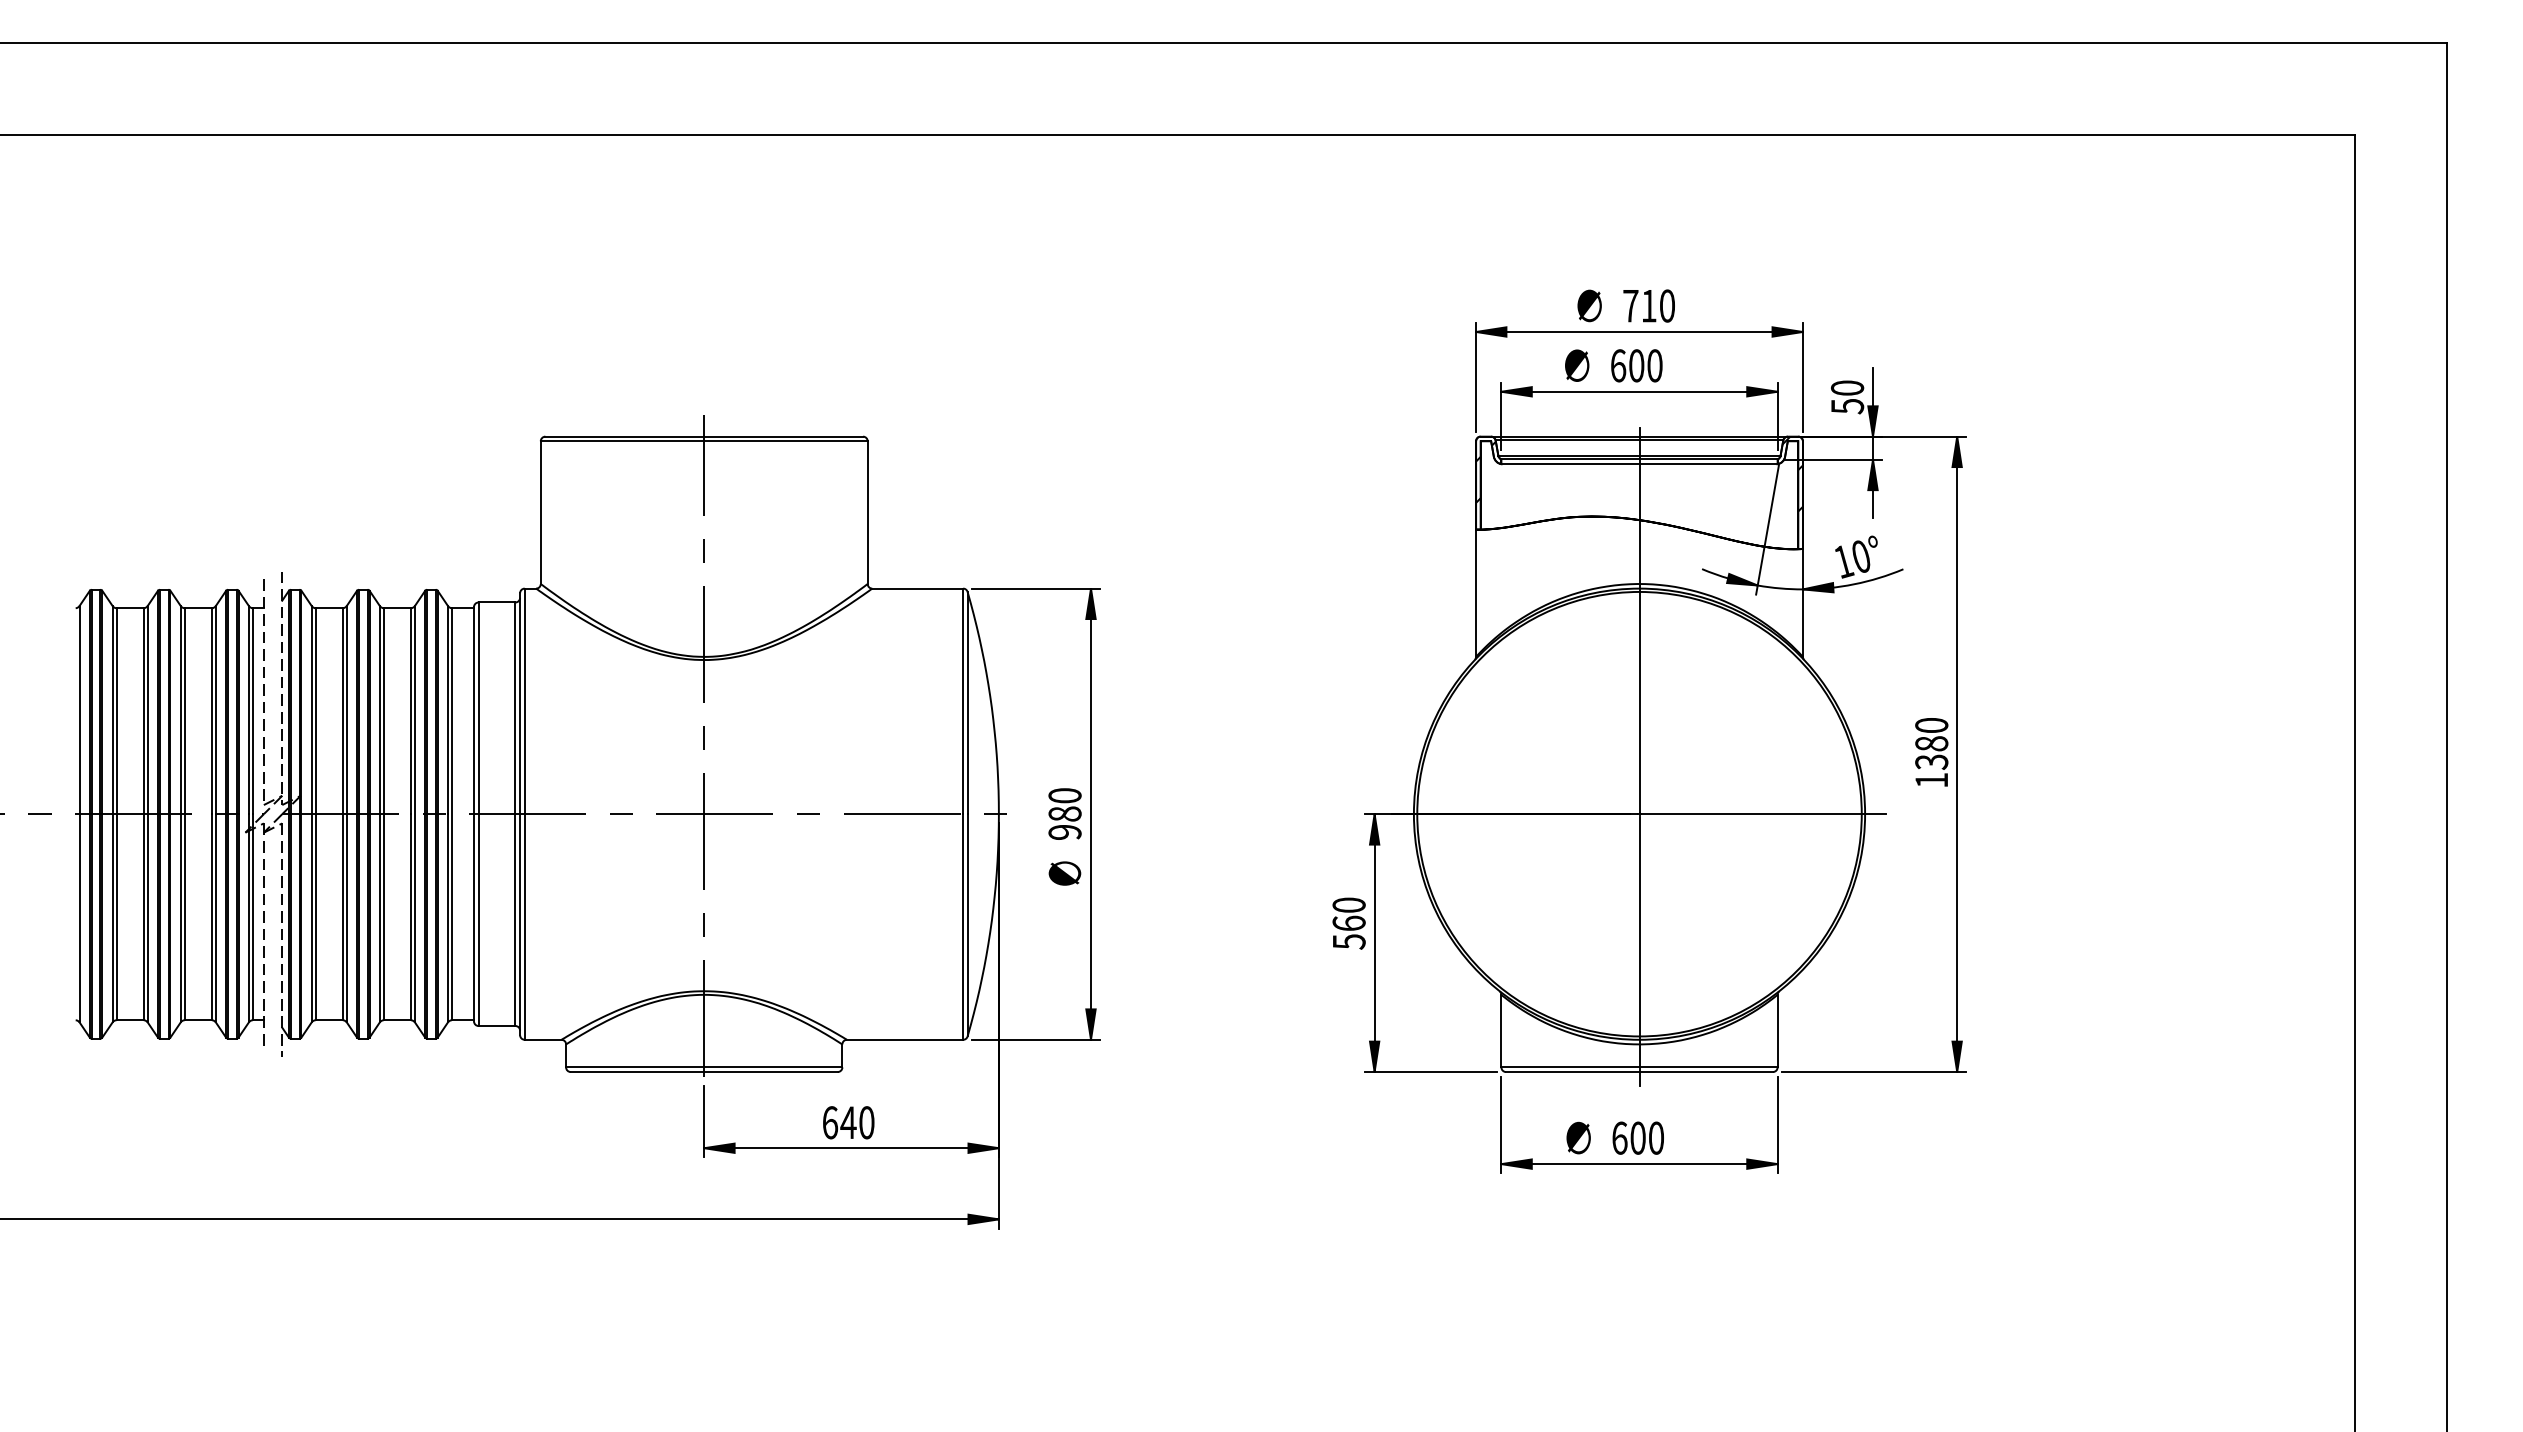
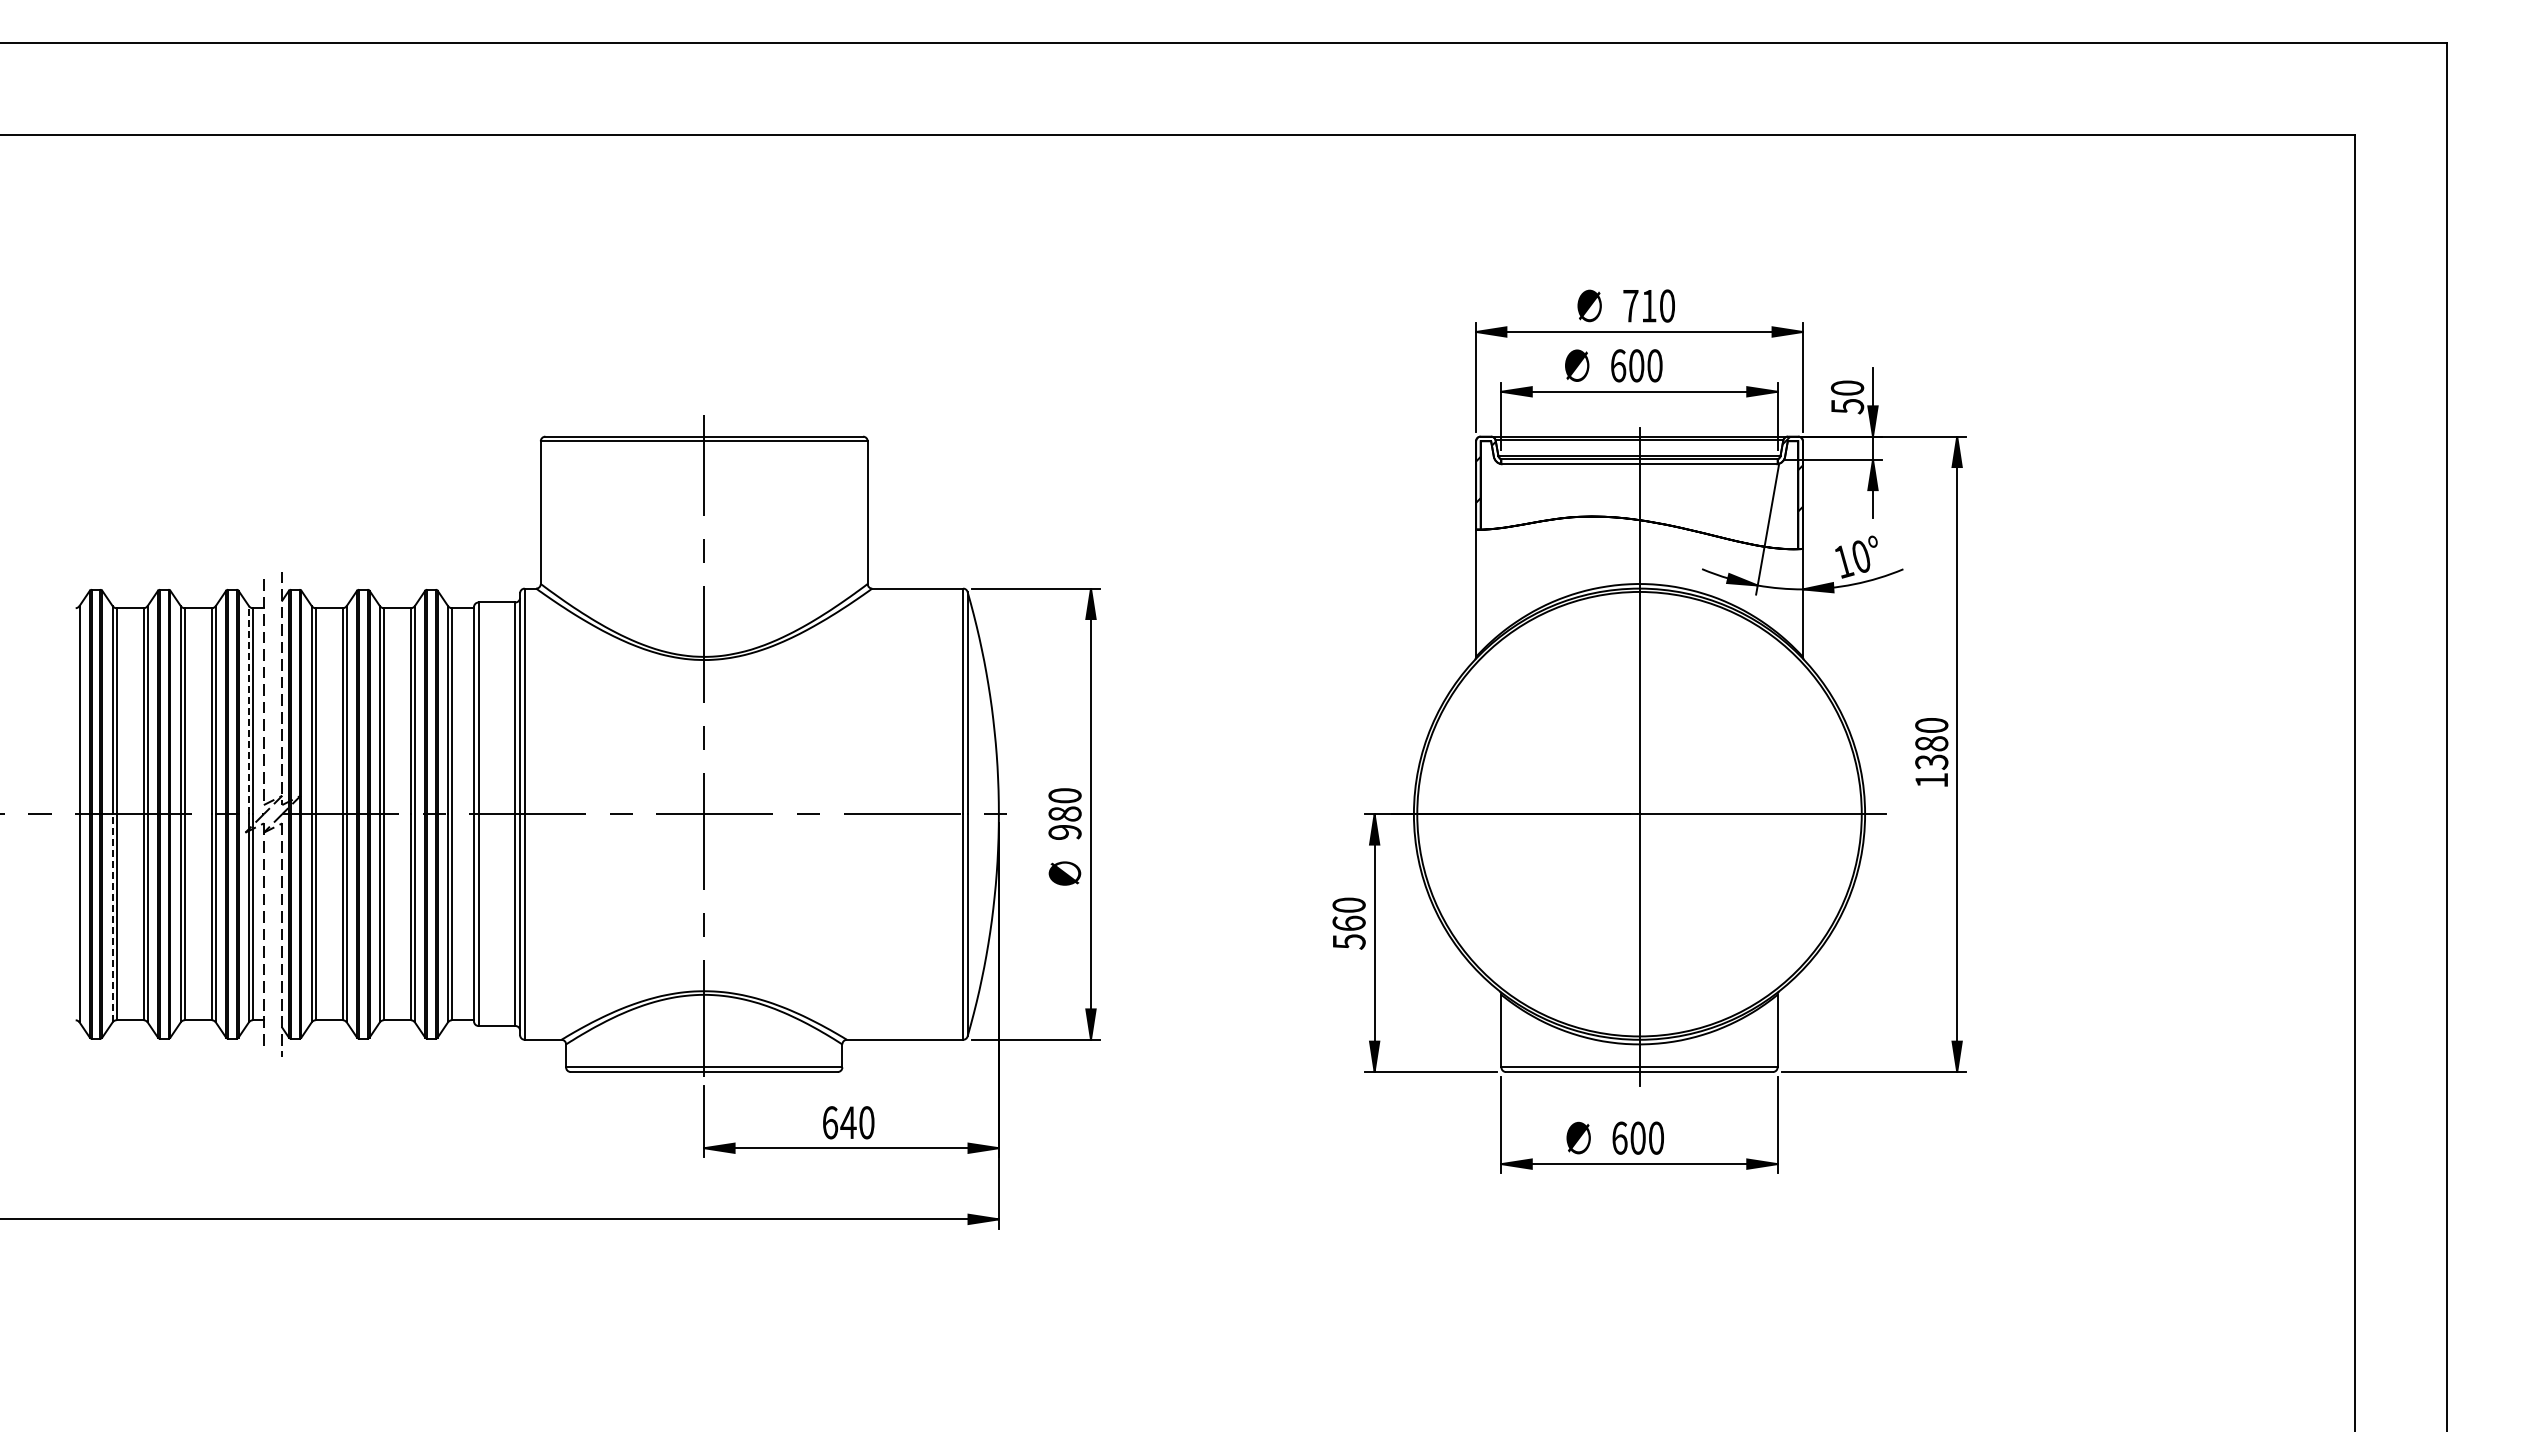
line: solid -> dashed (248, 709)
line: solid -> dashed (112, 917)
